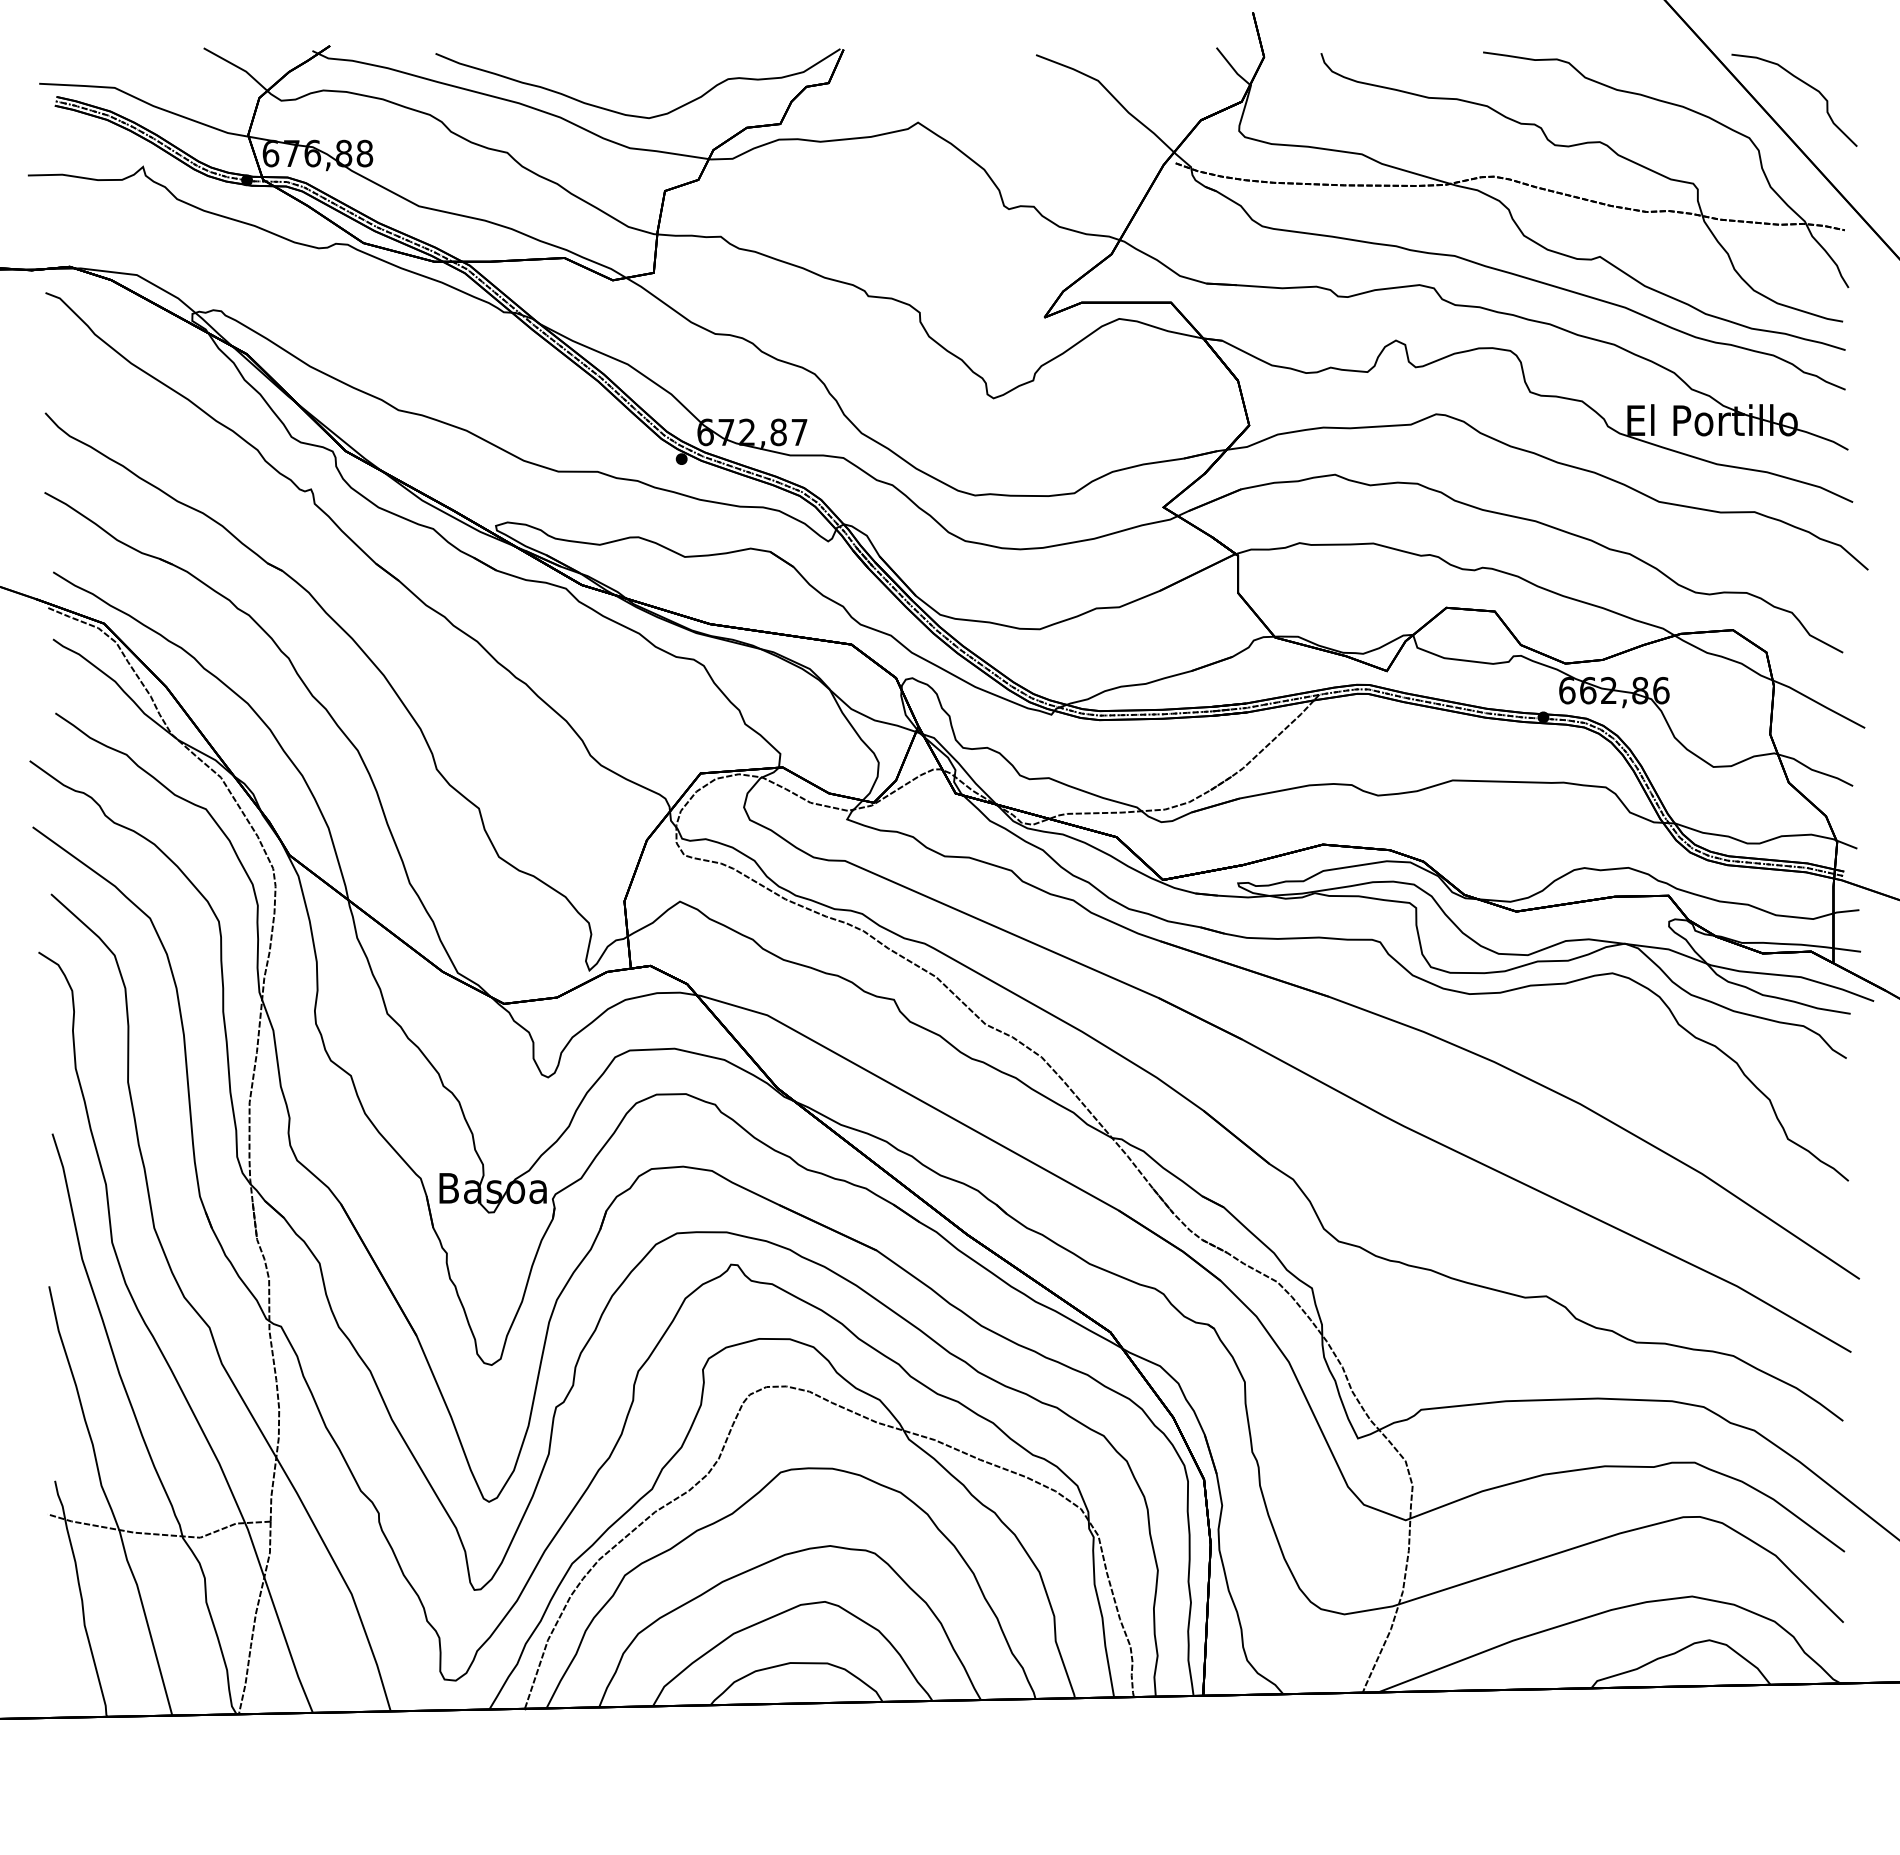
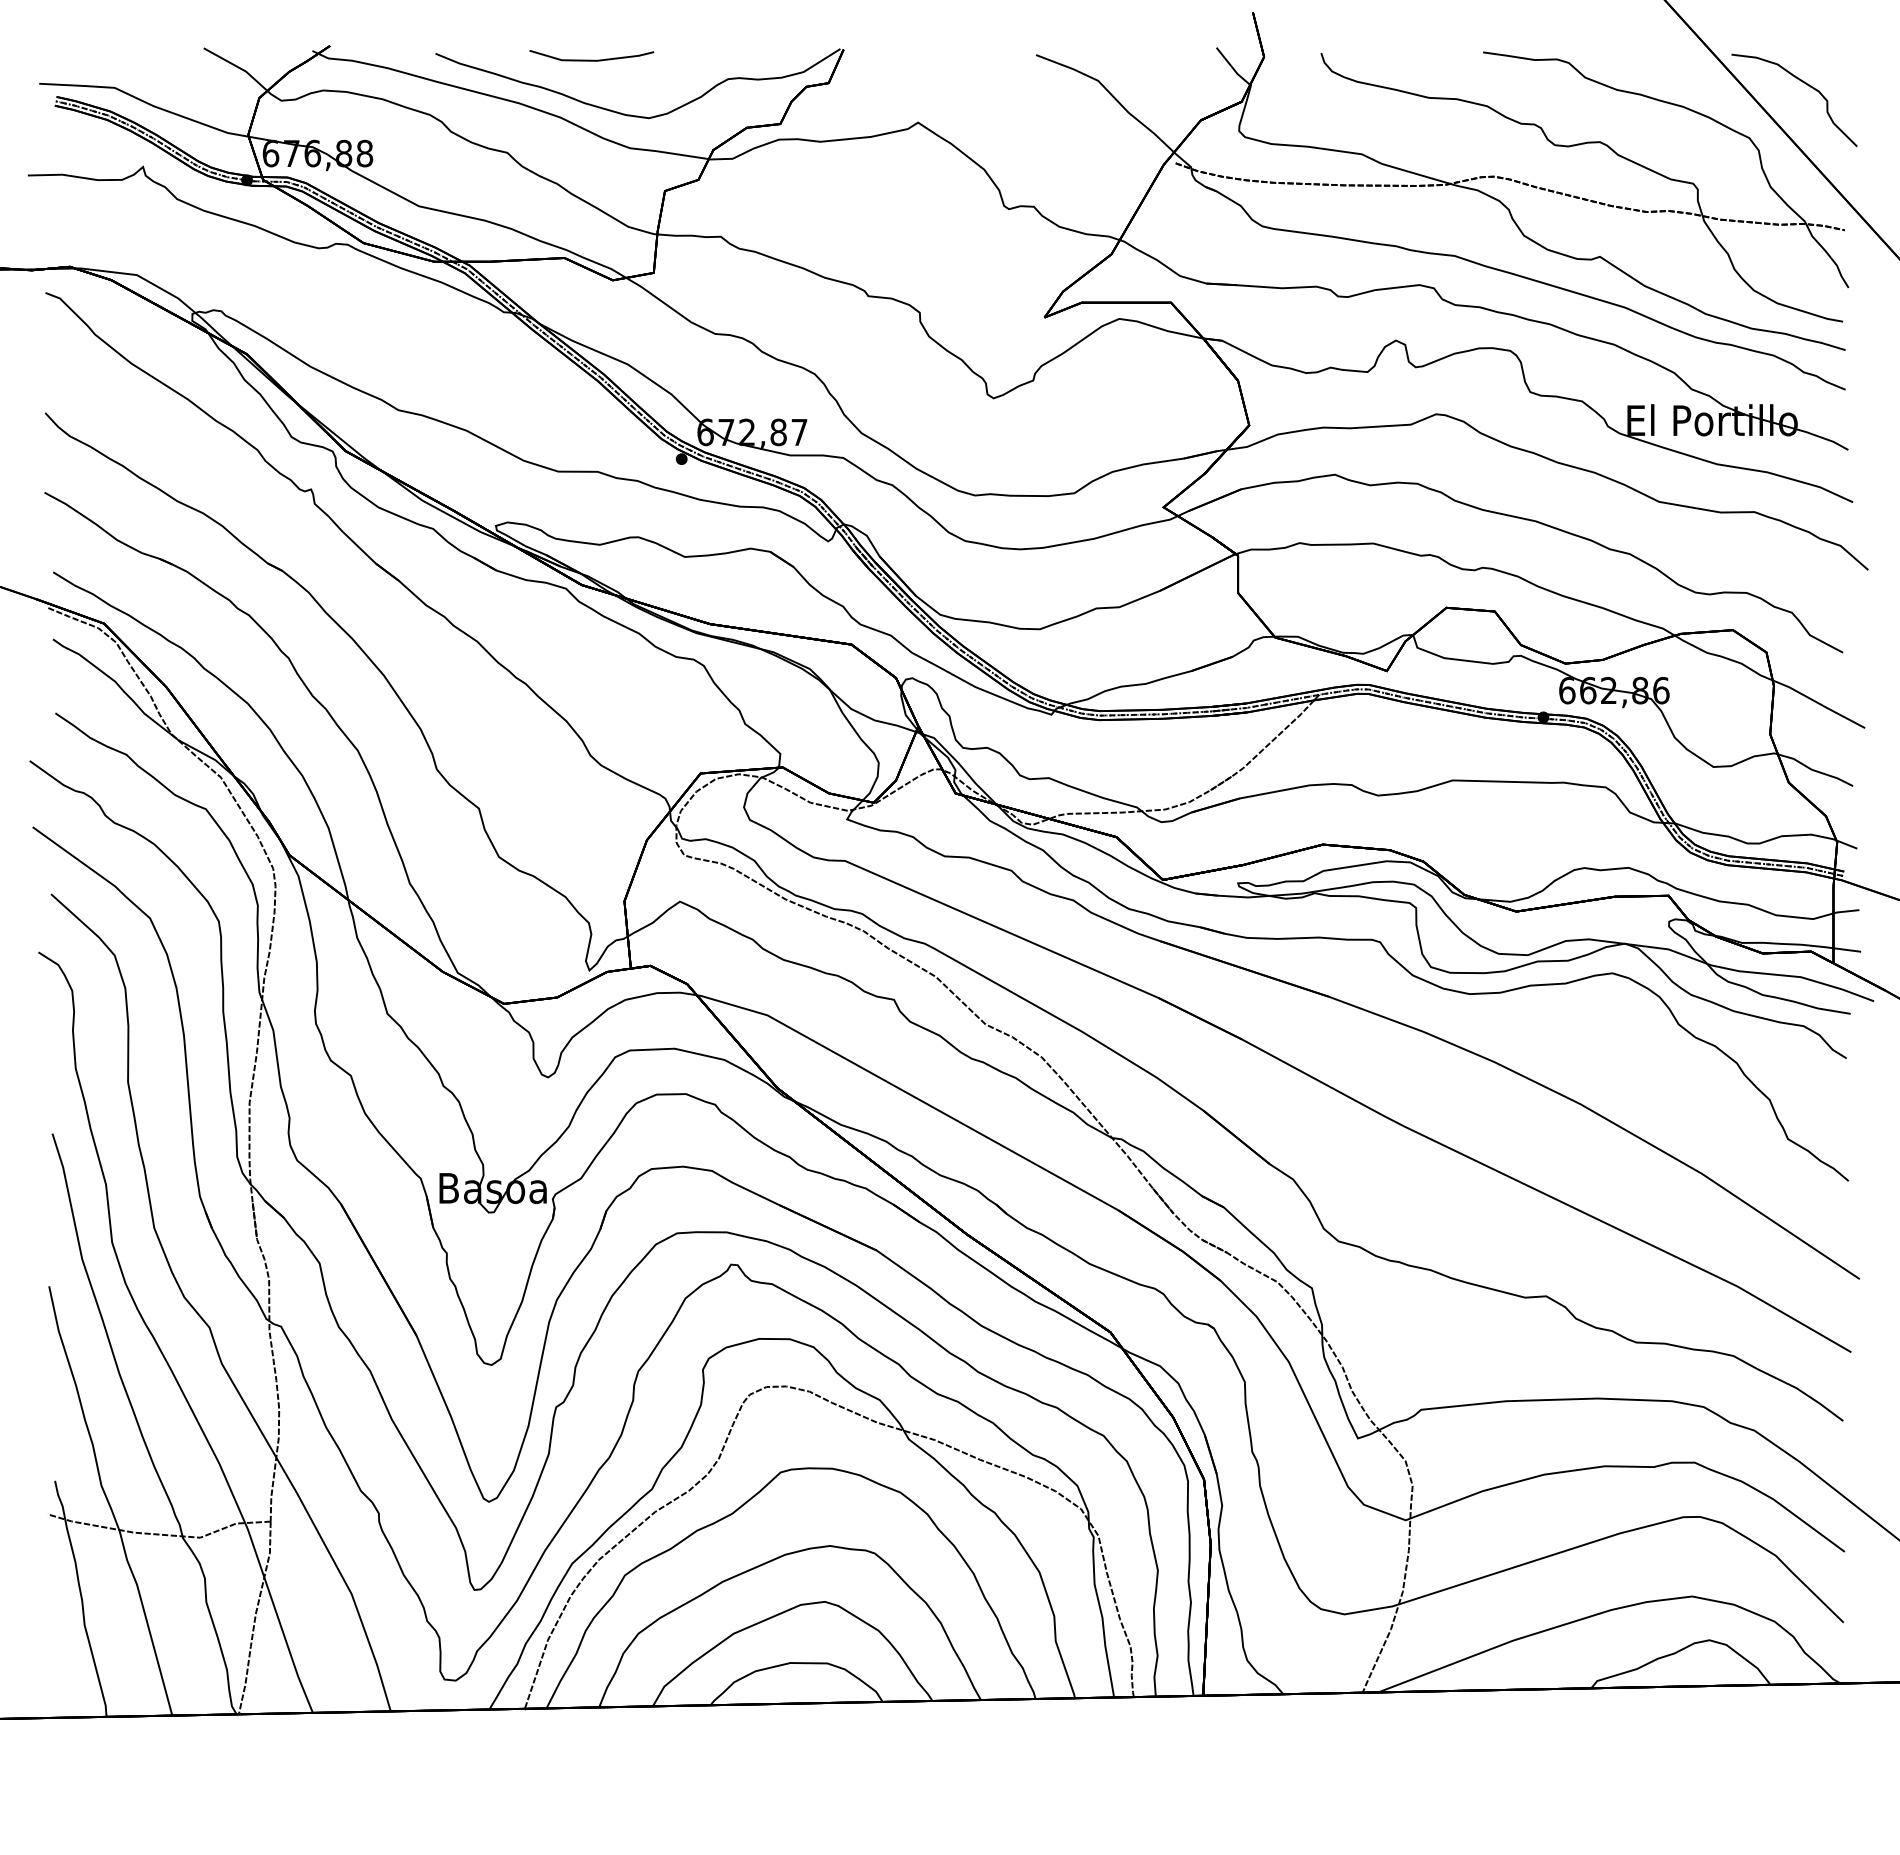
line: none -> present (591, 59)
